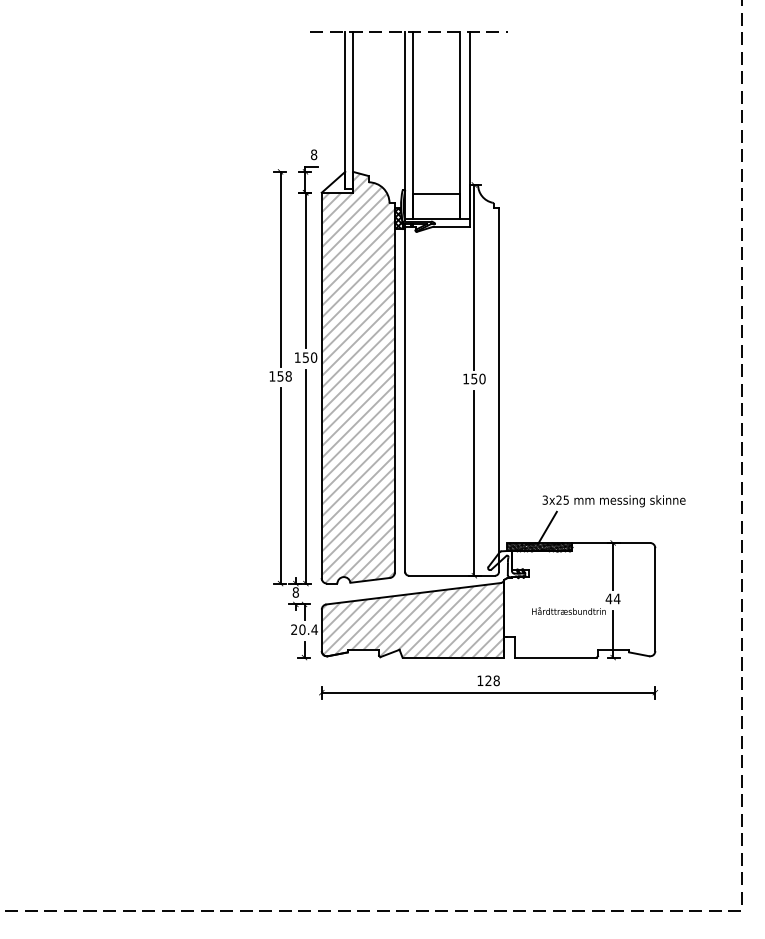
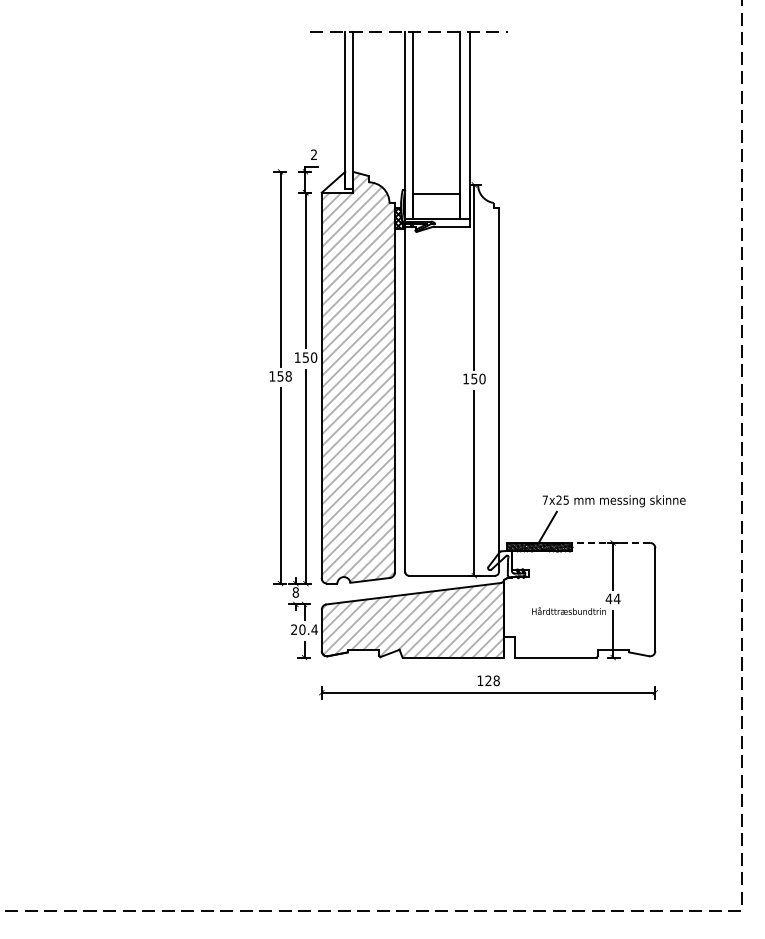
text: 8 -> 2 (314, 154)
text: 3x25 -> 7x25 (544, 499)
line: solid -> dashed (610, 542)
